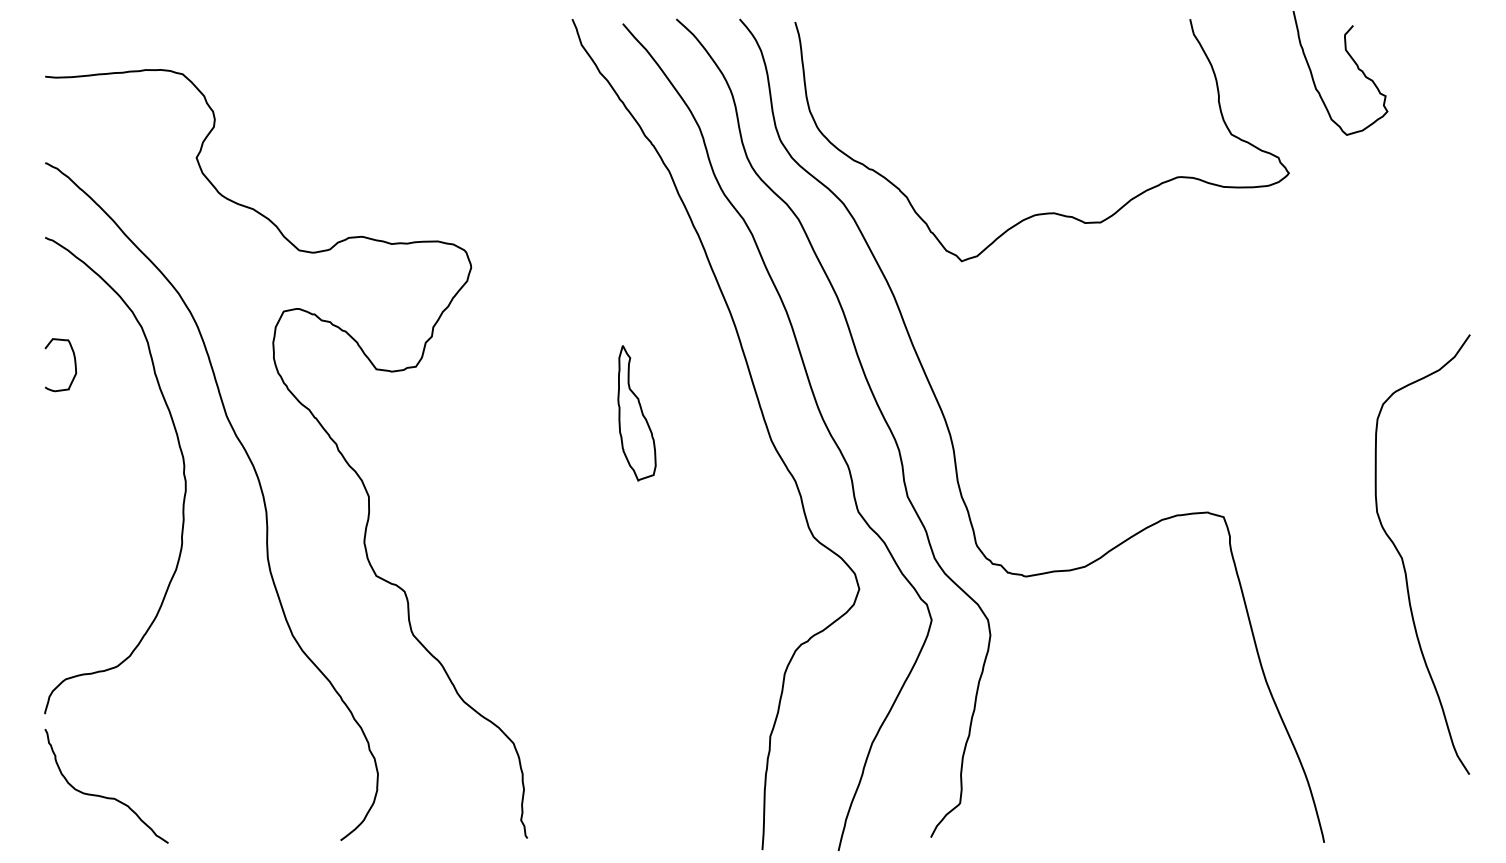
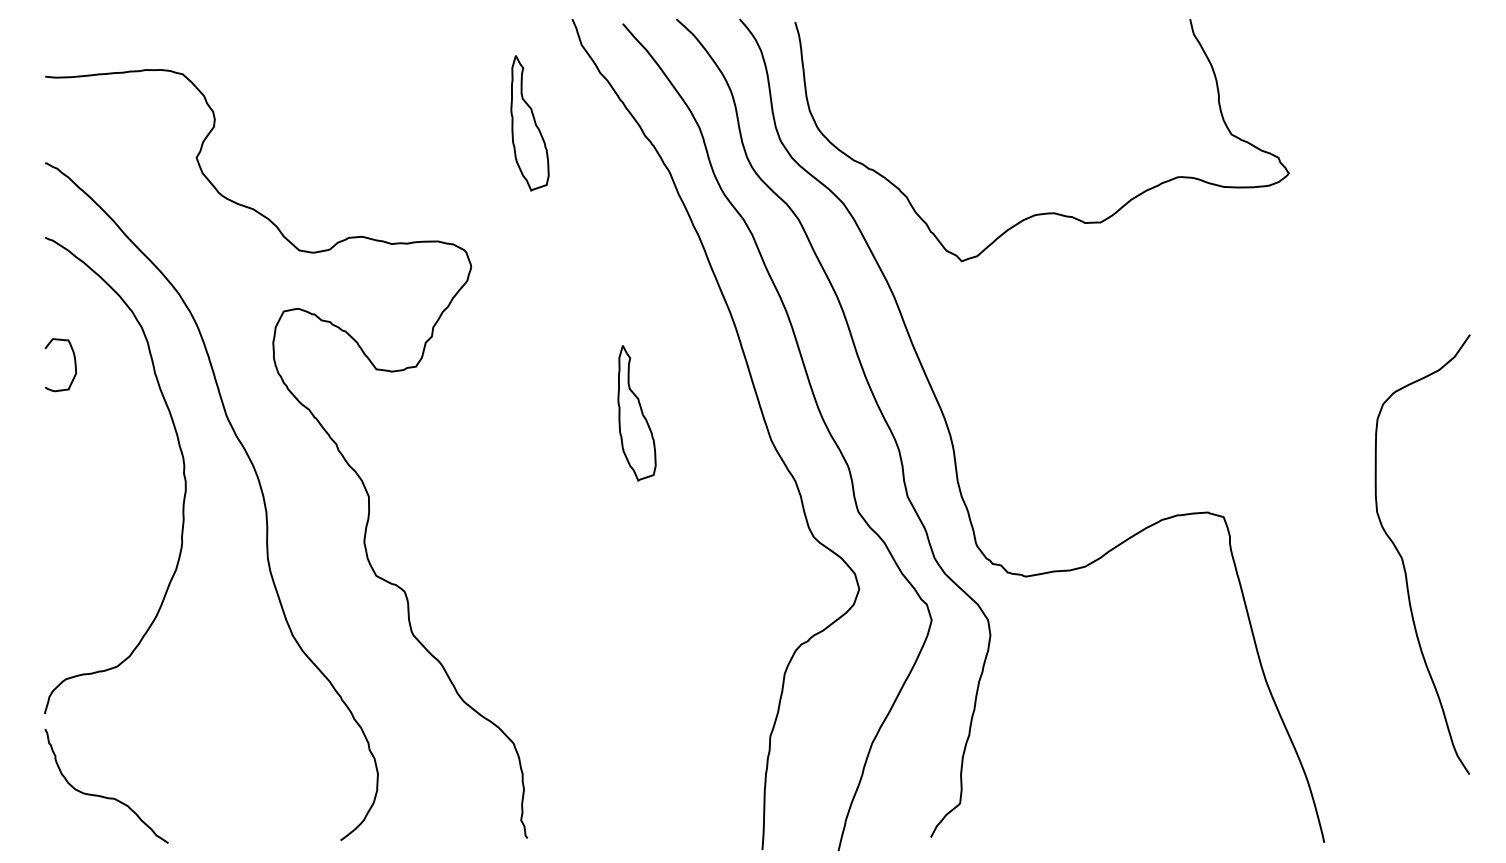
curve: present -> none (1354, 63)
part: none -> present (529, 123)
